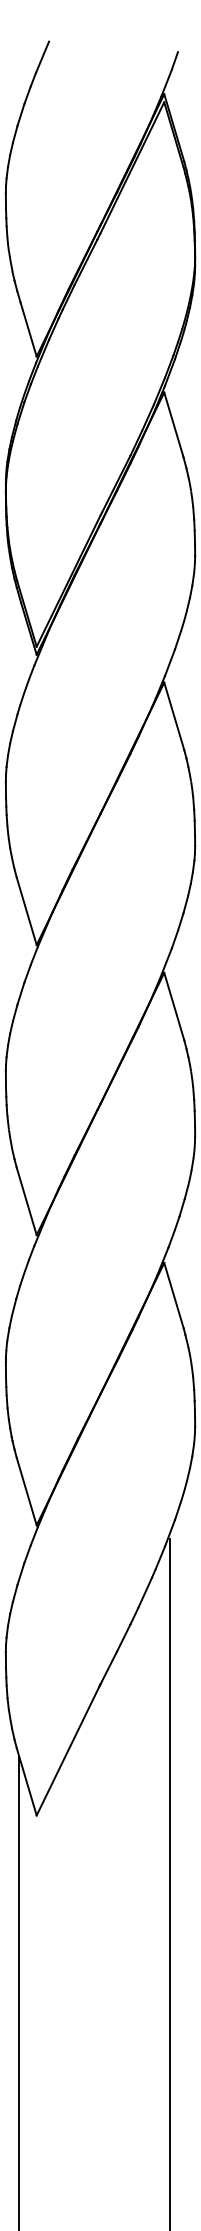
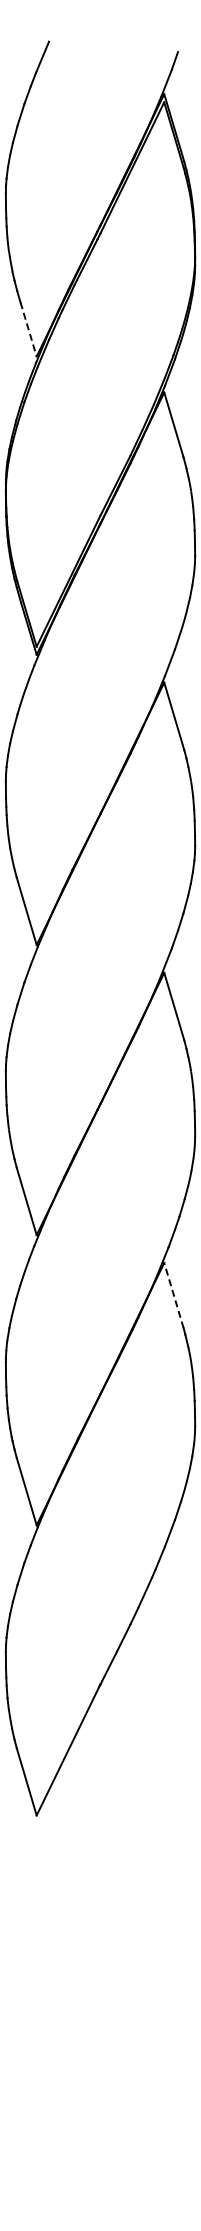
line: solid -> dashed (28, 329)
line: solid -> dashed (173, 1295)
line: present -> none (169, 1882)
line: present -> none (19, 1992)
